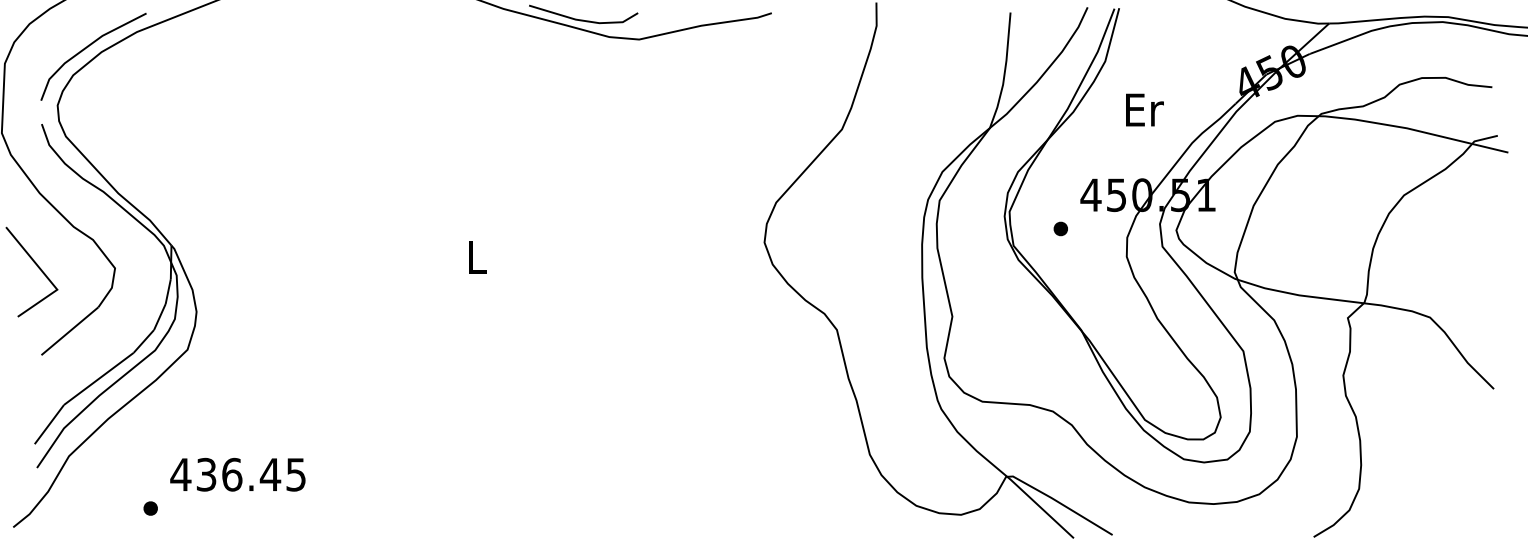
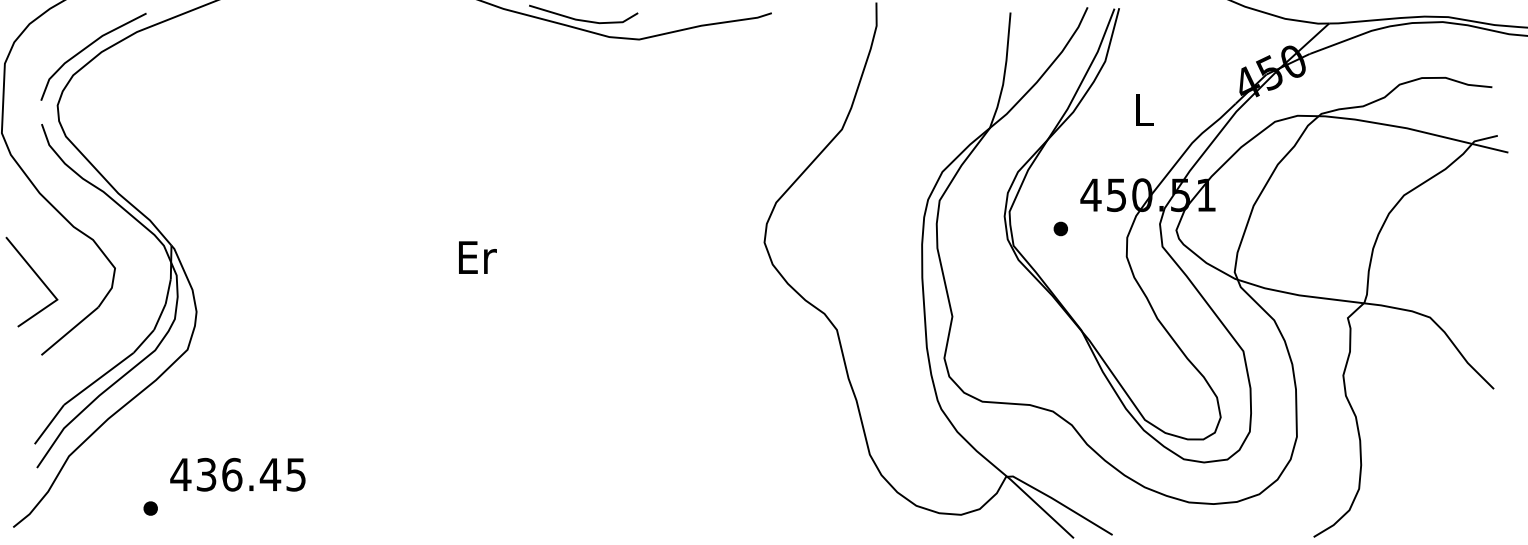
text: Er -> L (1144, 109)
text: L -> Er (477, 257)
line position: (37, 267) -> (37, 277) (37, 277)
